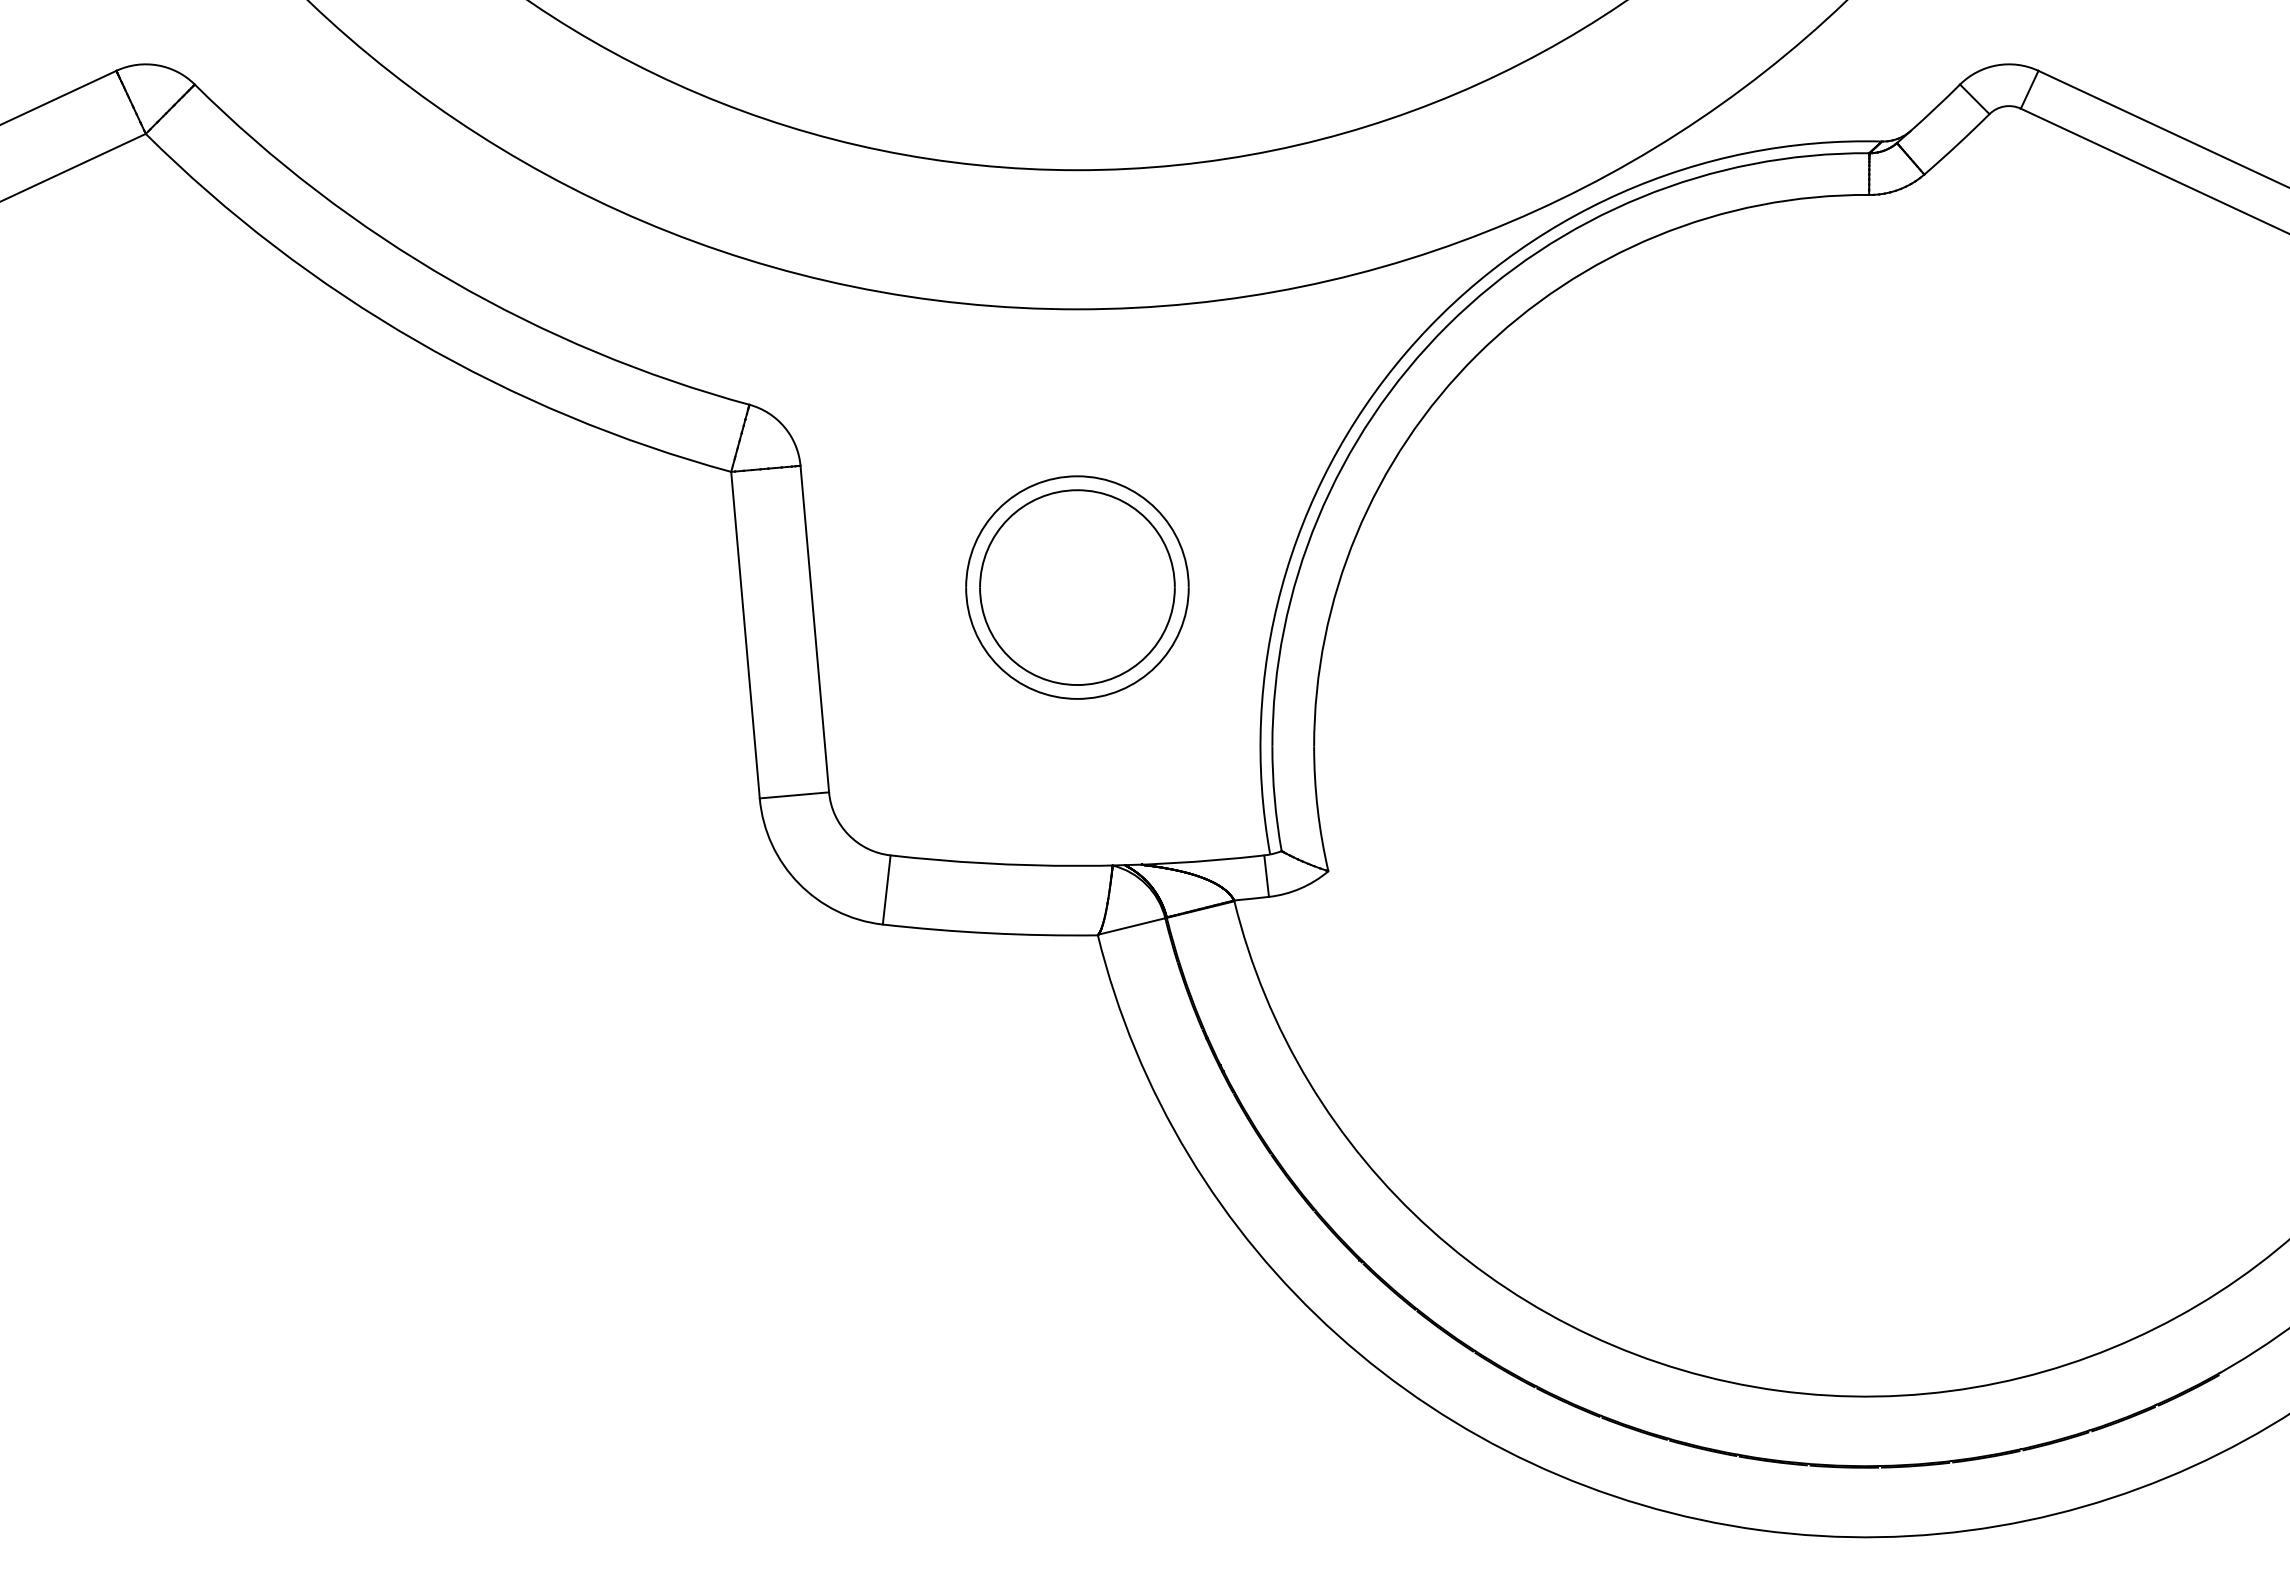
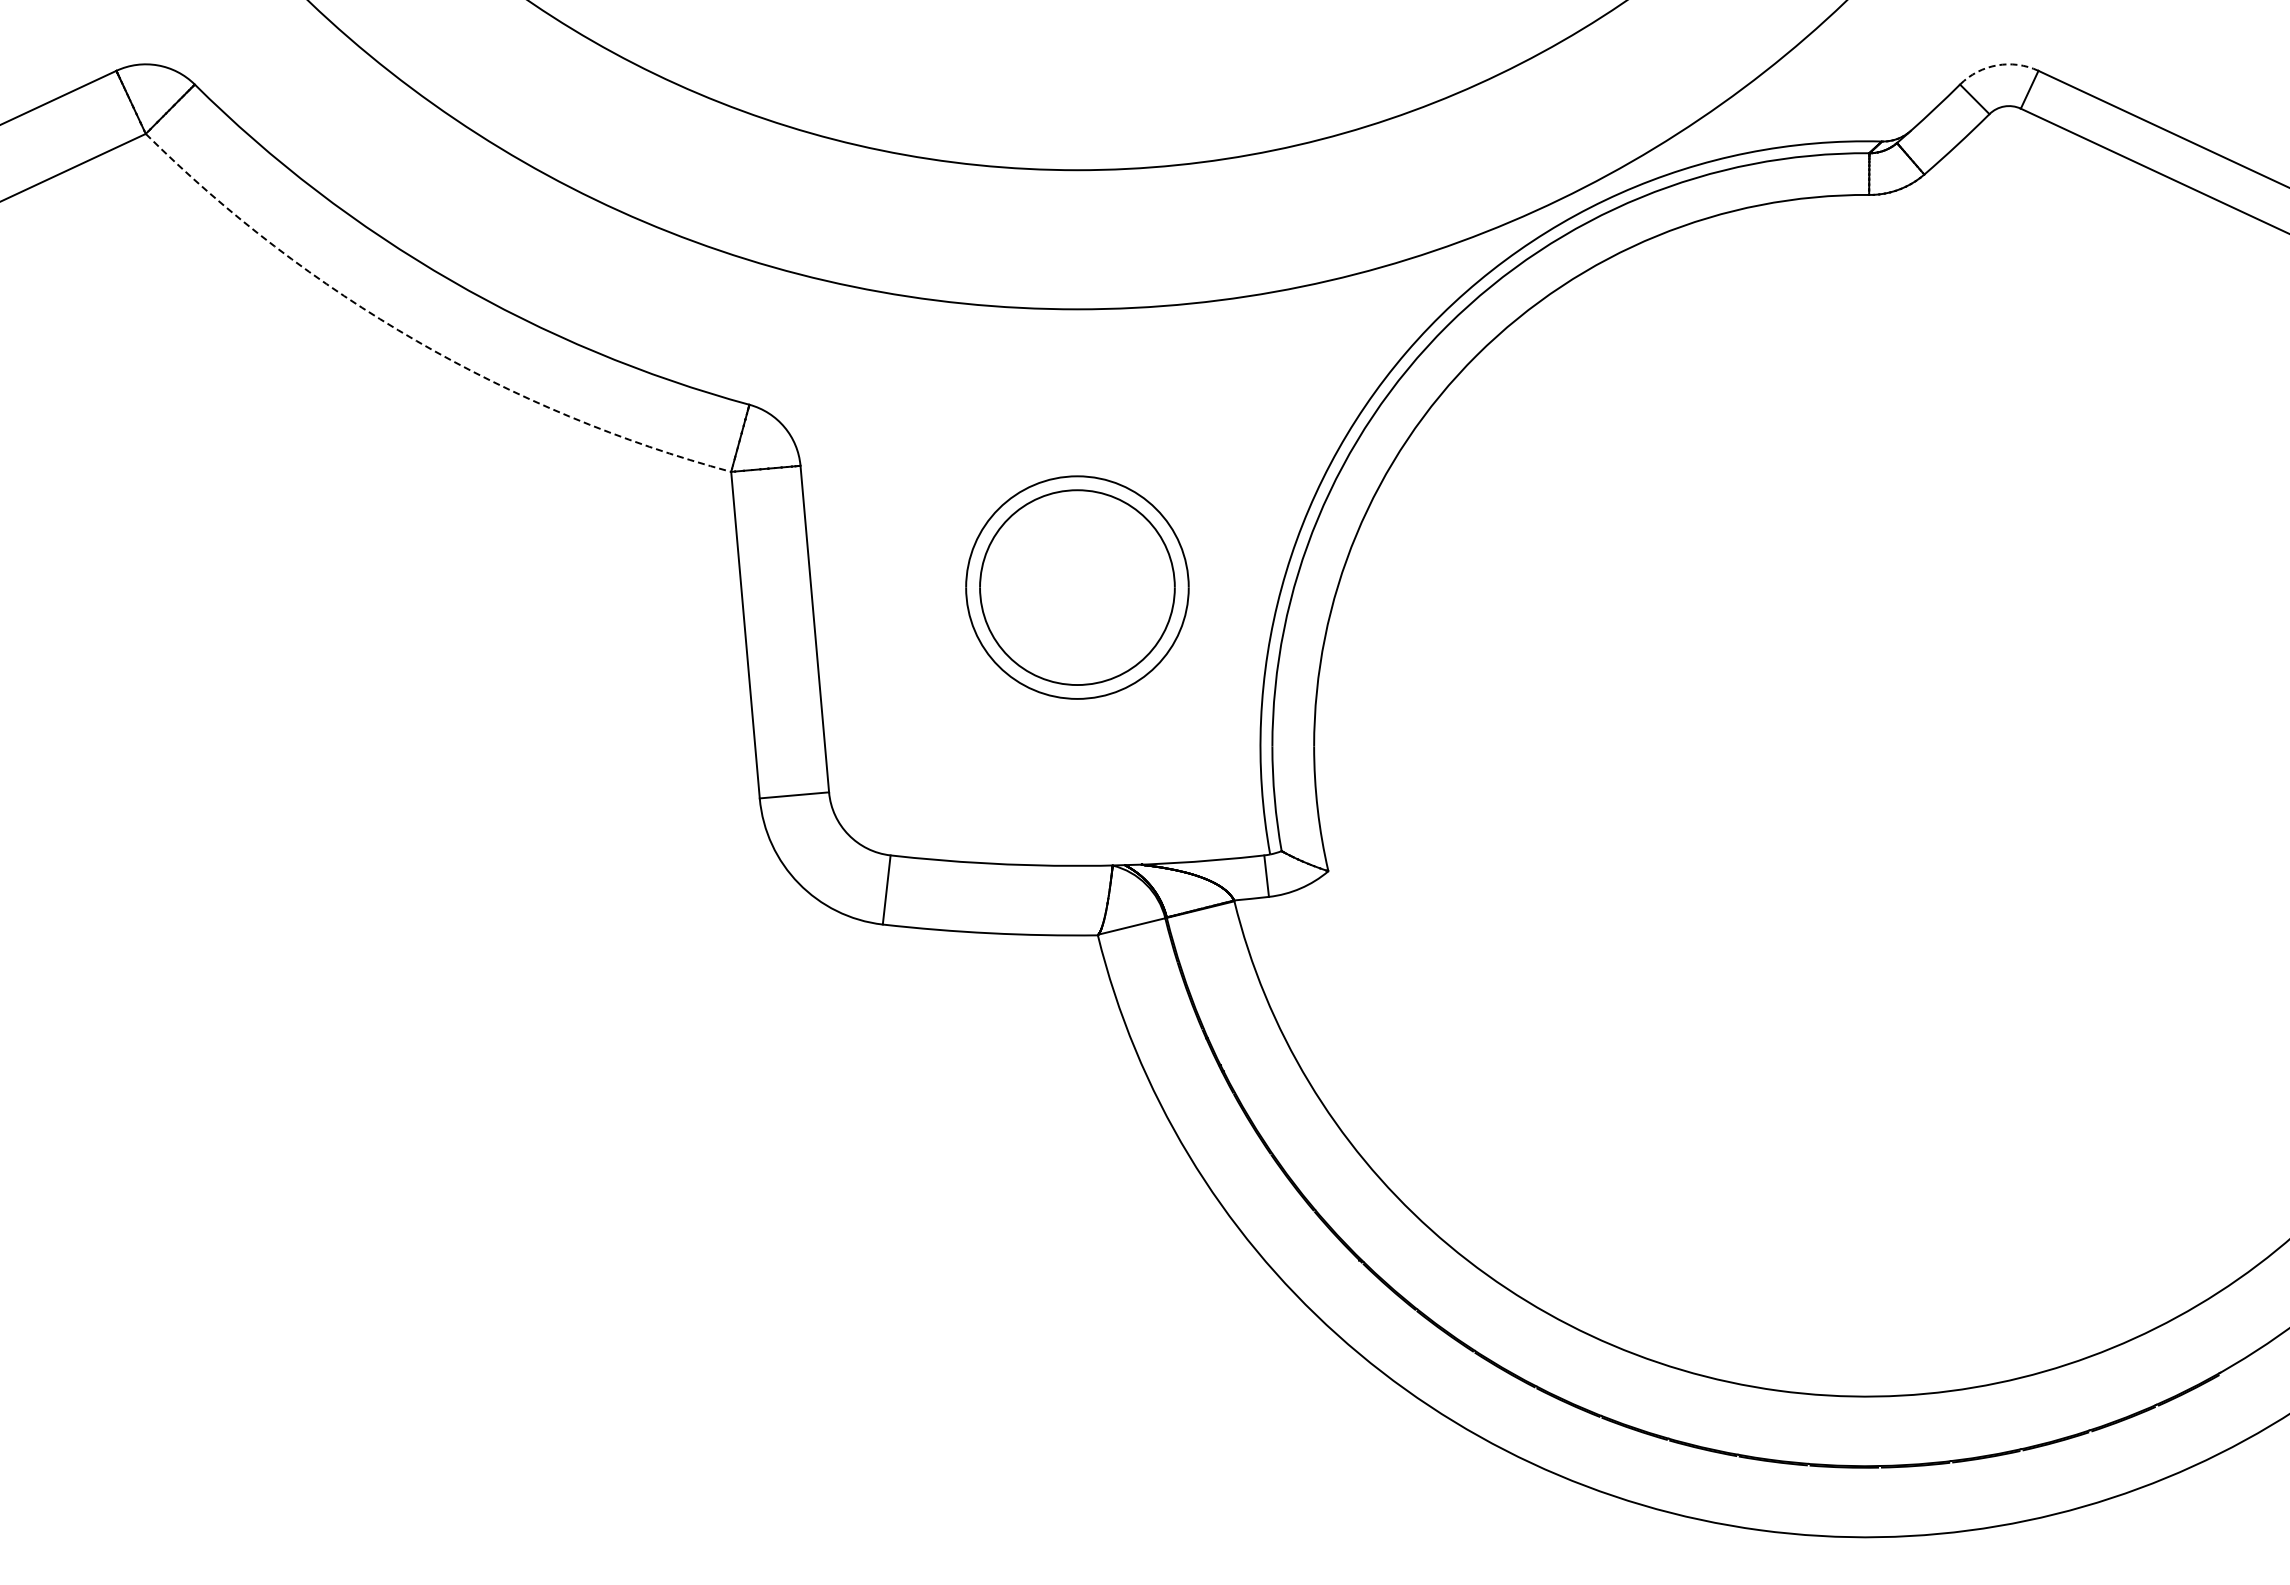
arc: solid -> dashed (1997, 65)
arc: solid -> dashed (416, 340)
